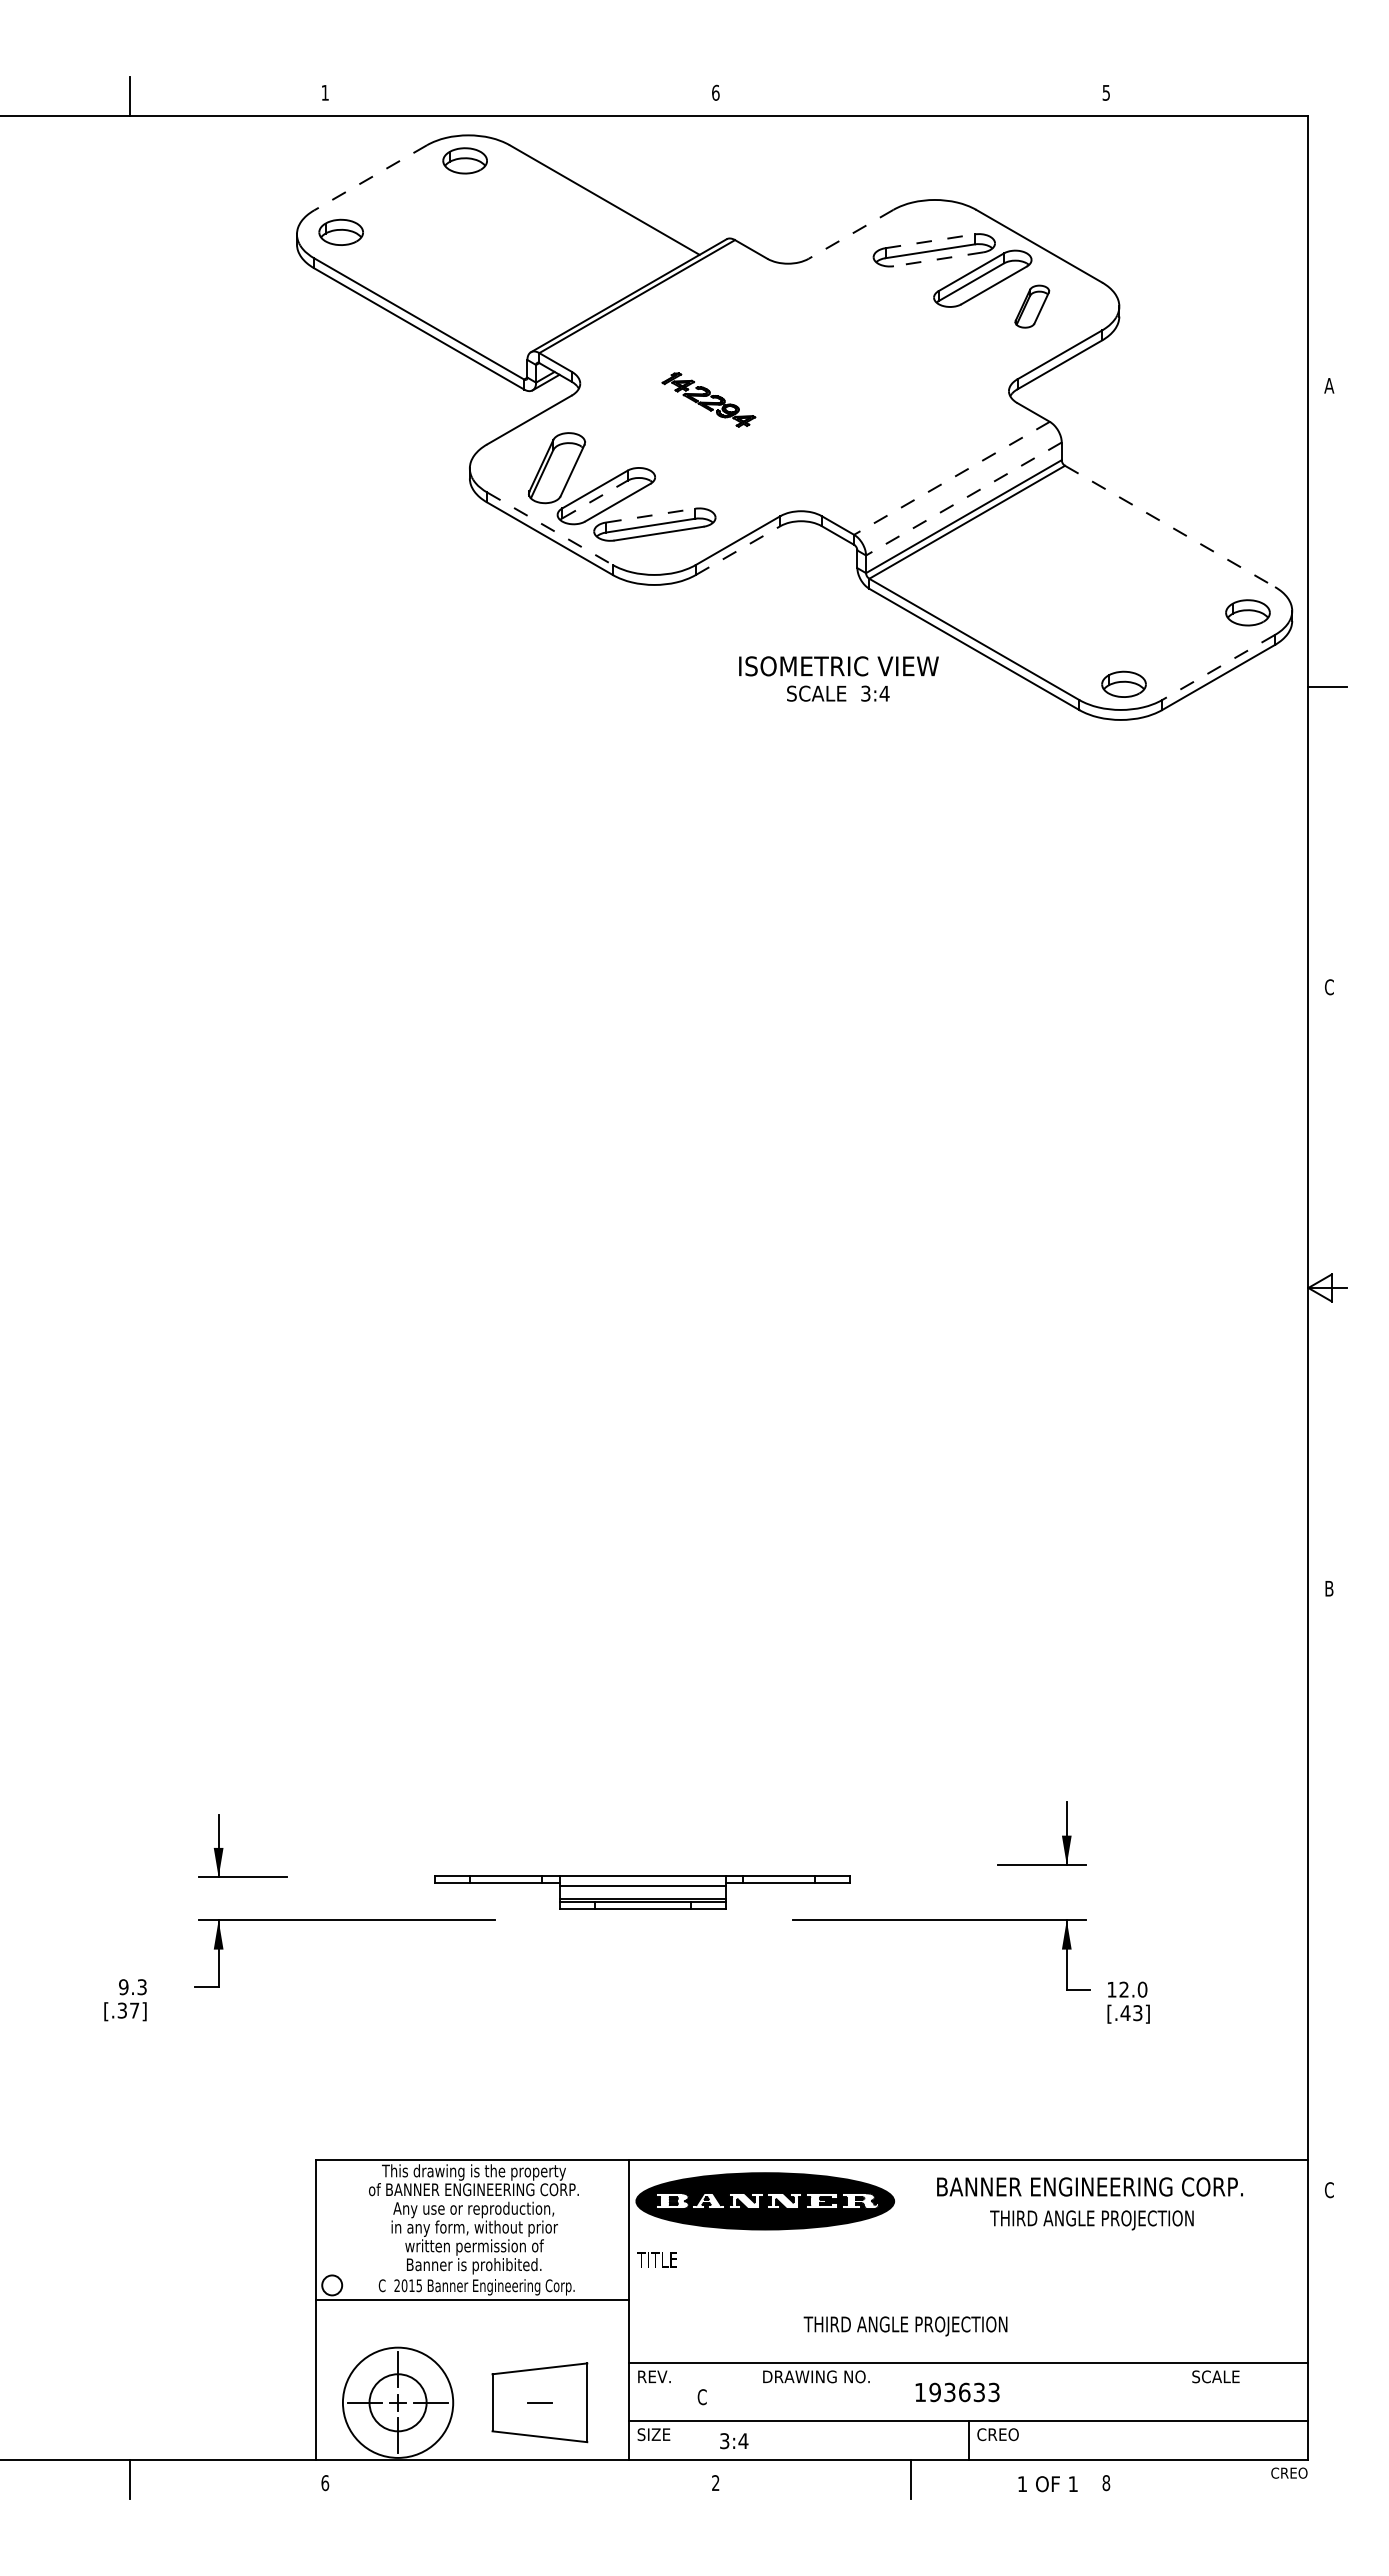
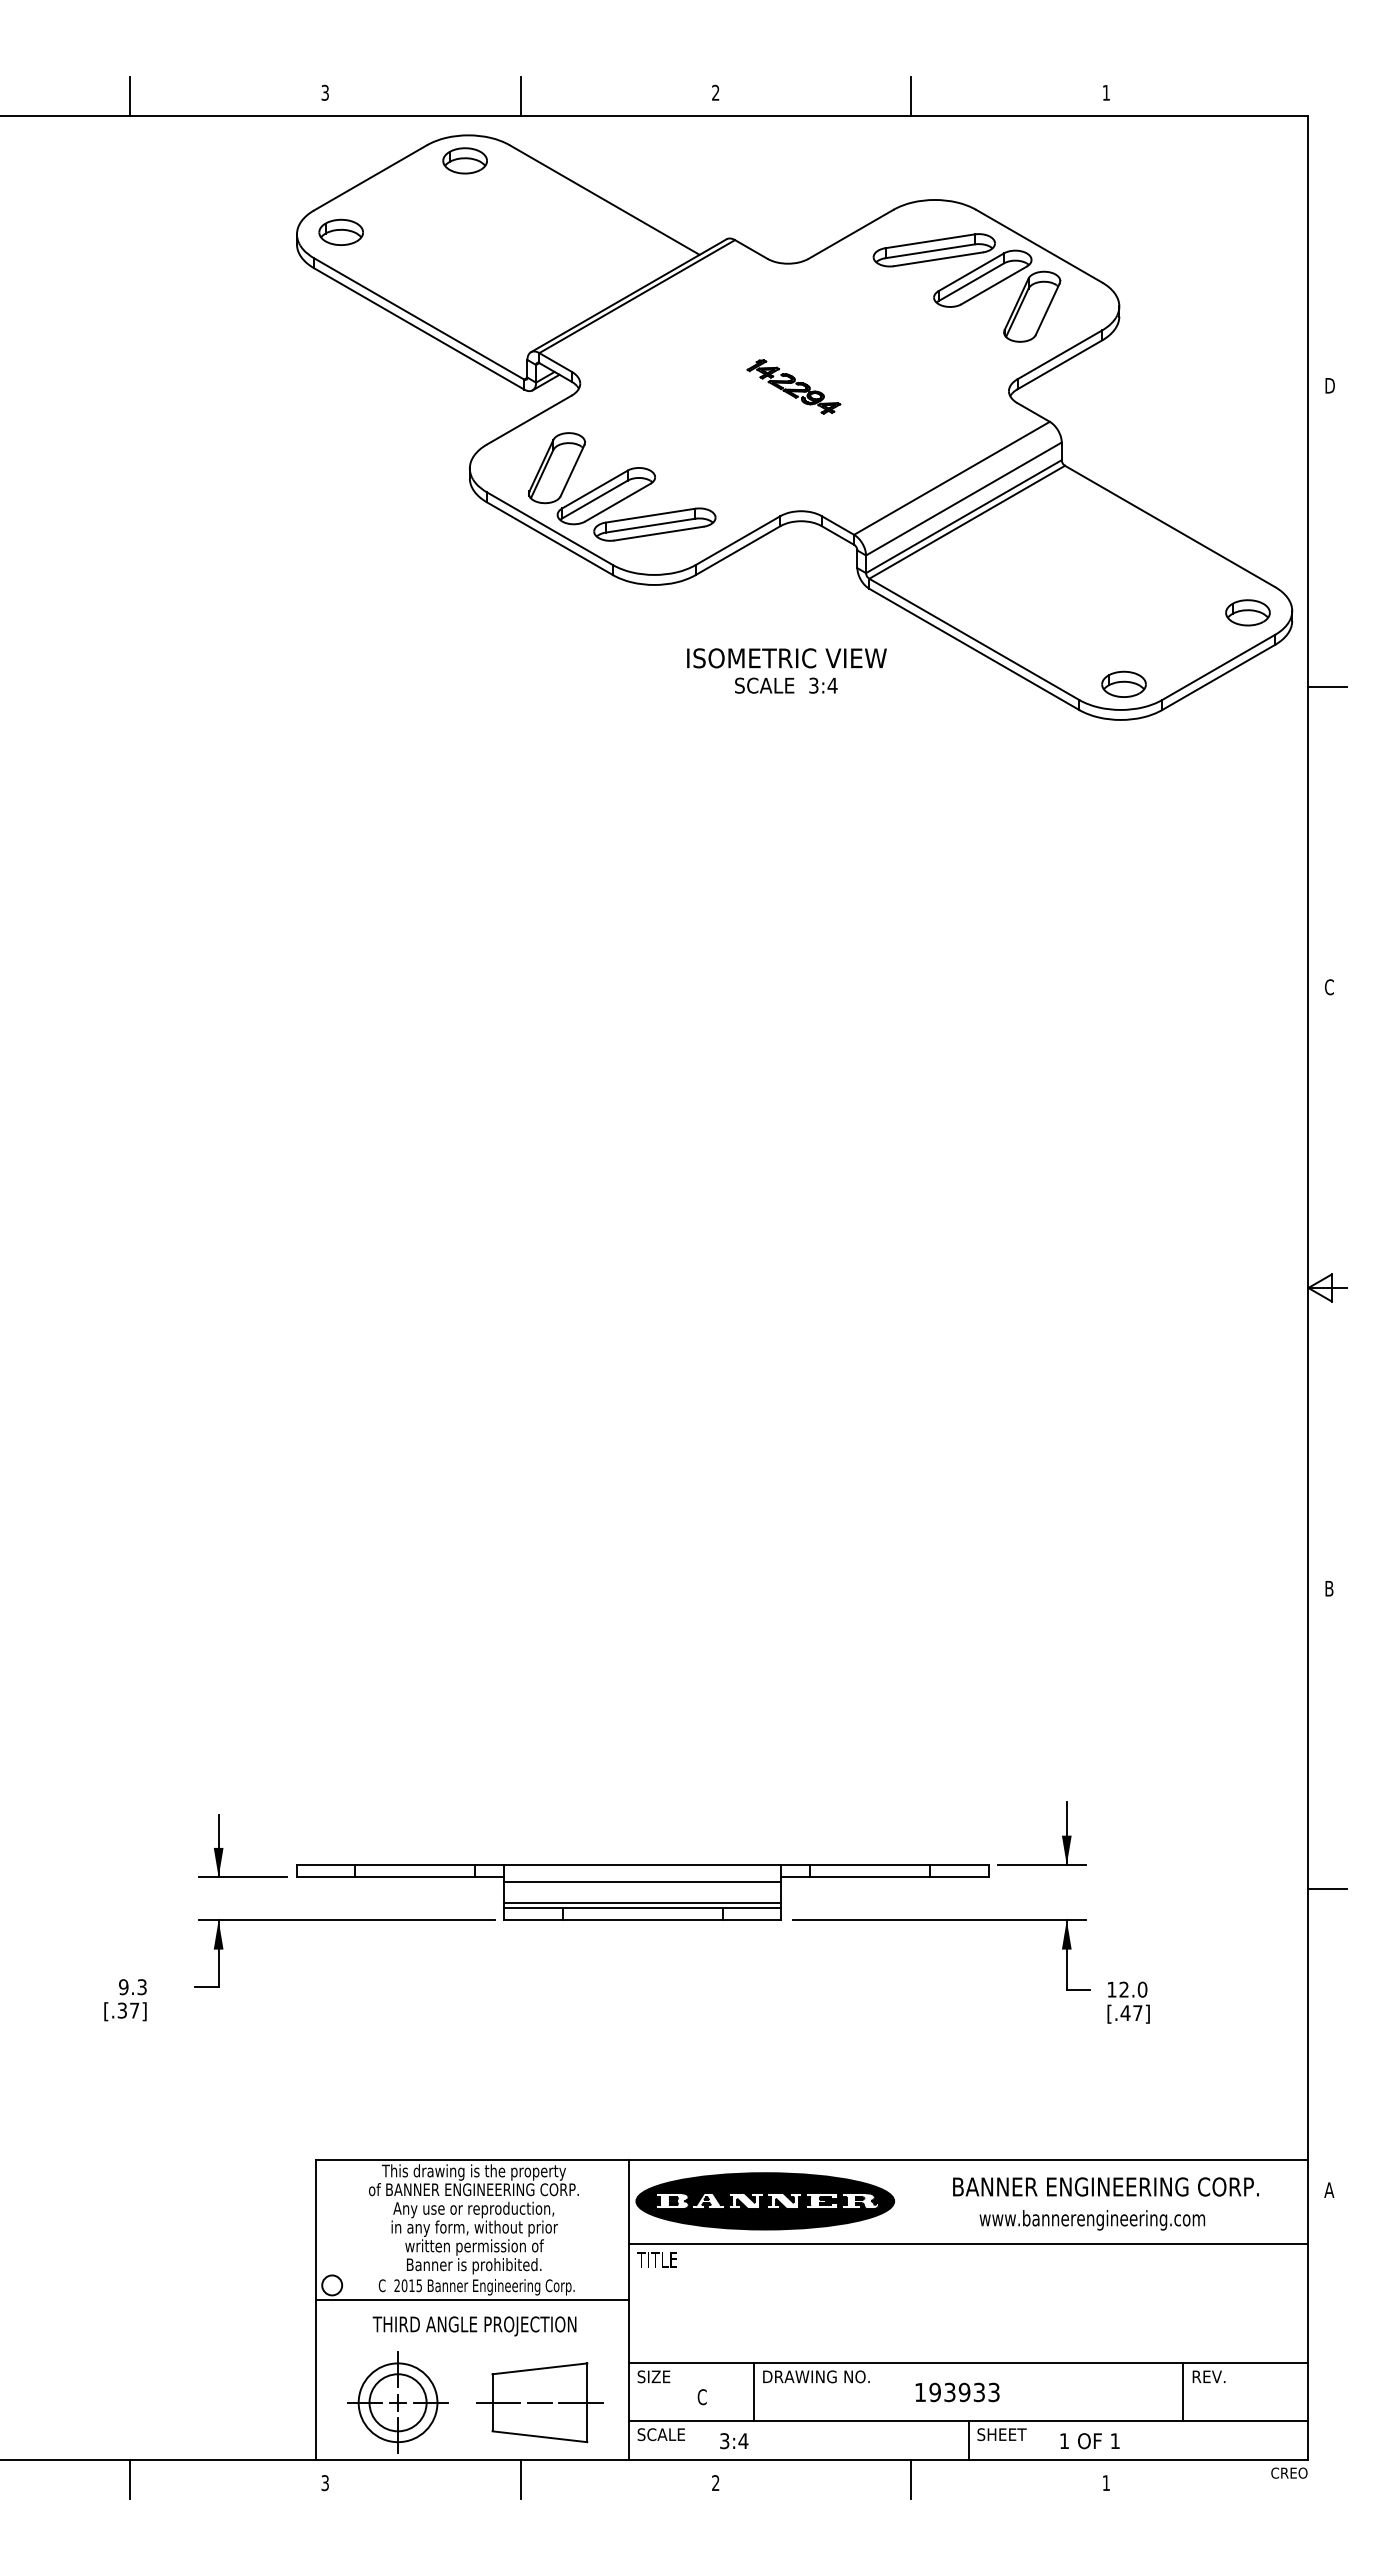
text: 1 -> 3 (324, 92)
text: 6 -> 2 (715, 92)
text: 5 -> 1 (1105, 92)
line: none -> present (520, 96)
line: none -> present (911, 96)
line: dashed -> solid (370, 178)
line: dashed -> solid (851, 234)
line: dashed -> solid (930, 241)
line: dashed -> solid (938, 259)
part size: 37x45 px -> 59x73 px (1032, 306)
text: A -> D (1329, 385)
part position: (708, 399) -> (793, 386) (793, 386)
line: dashed -> solid (951, 478)
line: dashed -> solid (594, 499)
line: dashed -> solid (963, 499)
line: dashed -> solid (651, 515)
line: dashed -> solid (1170, 526)
line: dashed -> solid (549, 528)
line: dashed -> solid (738, 550)
line: dashed -> solid (1218, 667)
text position: (838, 678) -> (786, 670) (786, 670)
line: none -> present (1327, 1889)
part size: 417x35 px -> 694x57 px (642, 1892)
text: [.43] -> [.47] (1137, 2013)
text position: (1089, 2186) -> (1105, 2186) (1105, 2186)
text: C -> A (1329, 2190)
text: THIRD ANGLE PROJECTION -> www.bannerengineering.com (1092, 2220)
line: none -> present (968, 2244)
text position: (905, 2326) -> (474, 2326) (474, 2326)
text: REV. -> SIZE (653, 2376)
text: SCALE -> REV. (1215, 2376)
line: none -> present (753, 2391)
line: none -> present (1183, 2391)
text: 193633 -> 193933 (964, 2392)
circle diameter: 110 px -> 79 px (397, 2402)
line: none -> present (498, 2402)
line: none -> present (580, 2402)
text: SIZE -> SCALE (666, 2434)
text: CREO -> SHEET (1001, 2434)
line: none -> present (520, 2478)
text: 6 -> 3 (325, 2483)
text: 8 -> 1 (1106, 2483)
text position: (1047, 2484) -> (1089, 2441) (1089, 2441)
